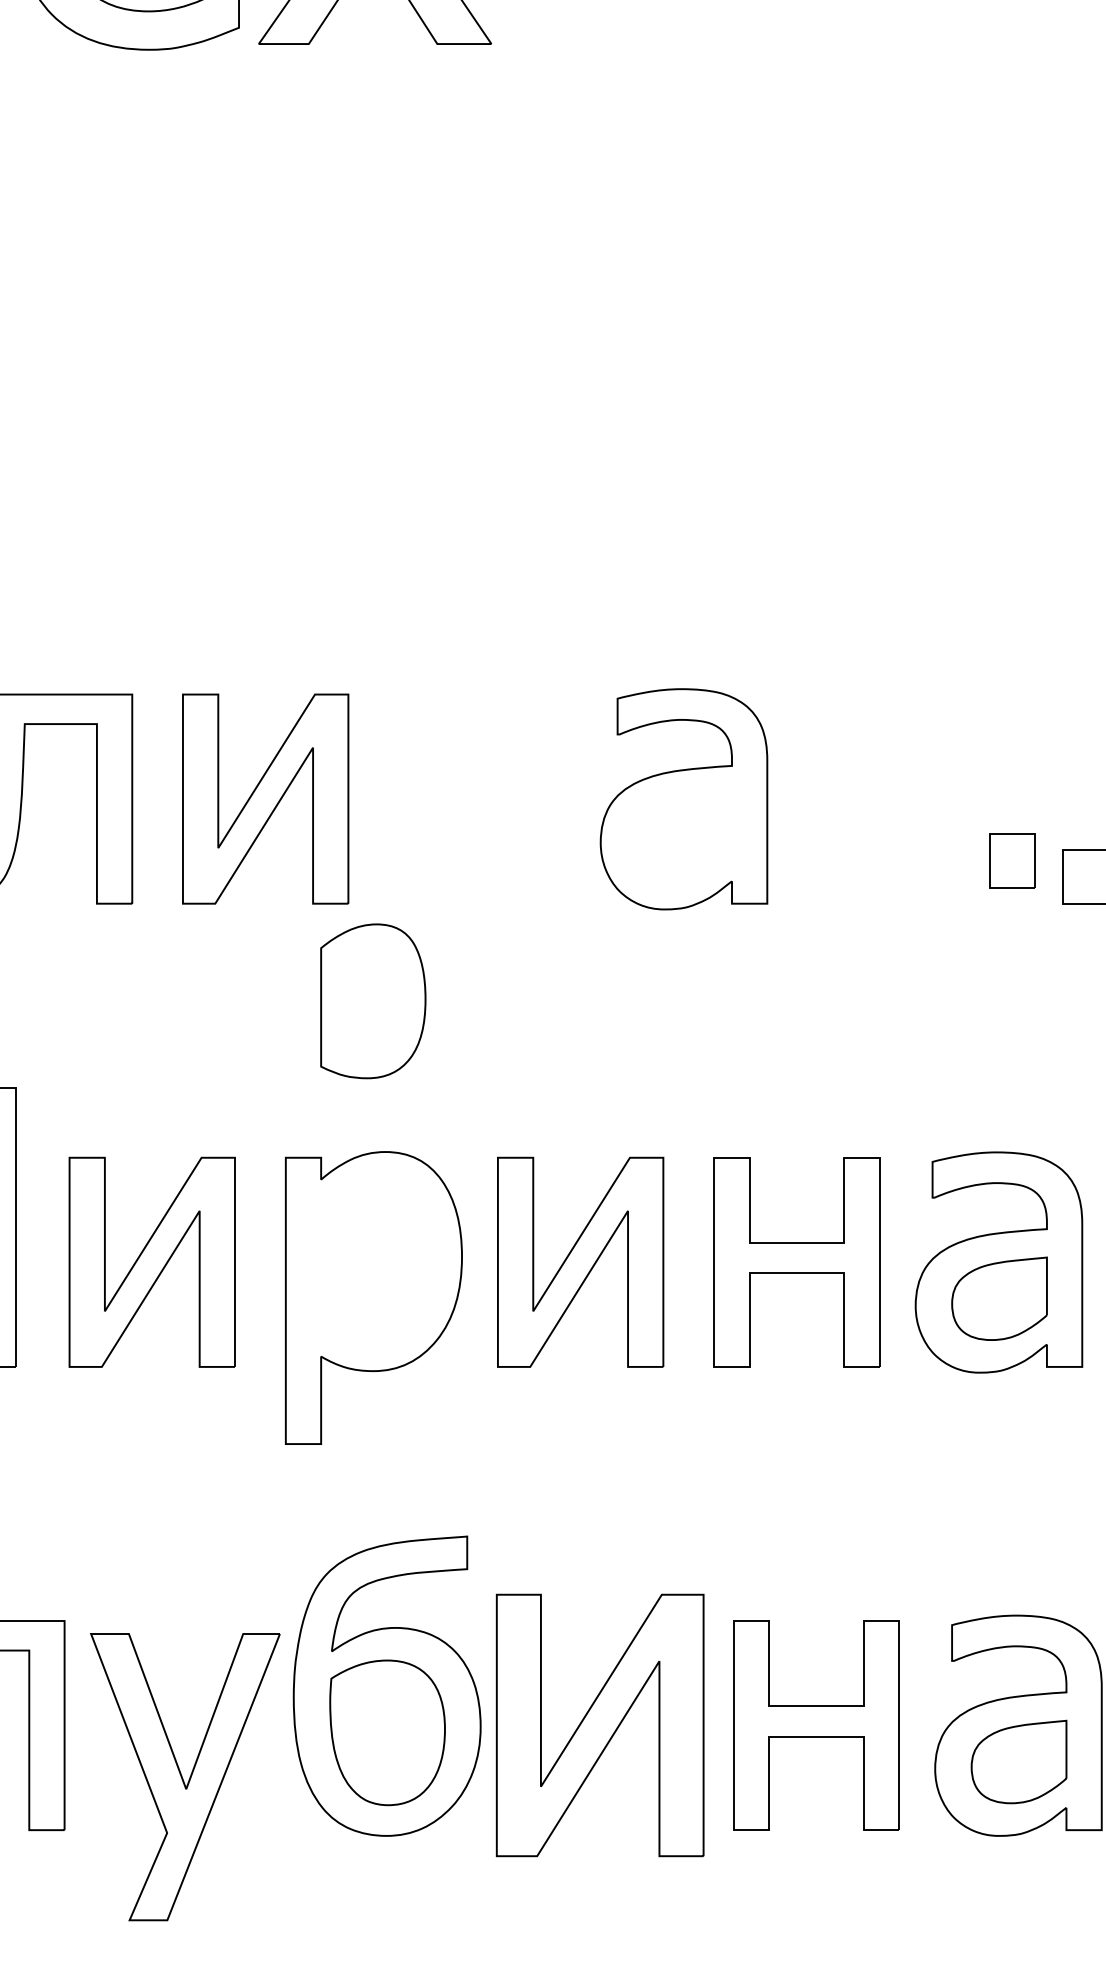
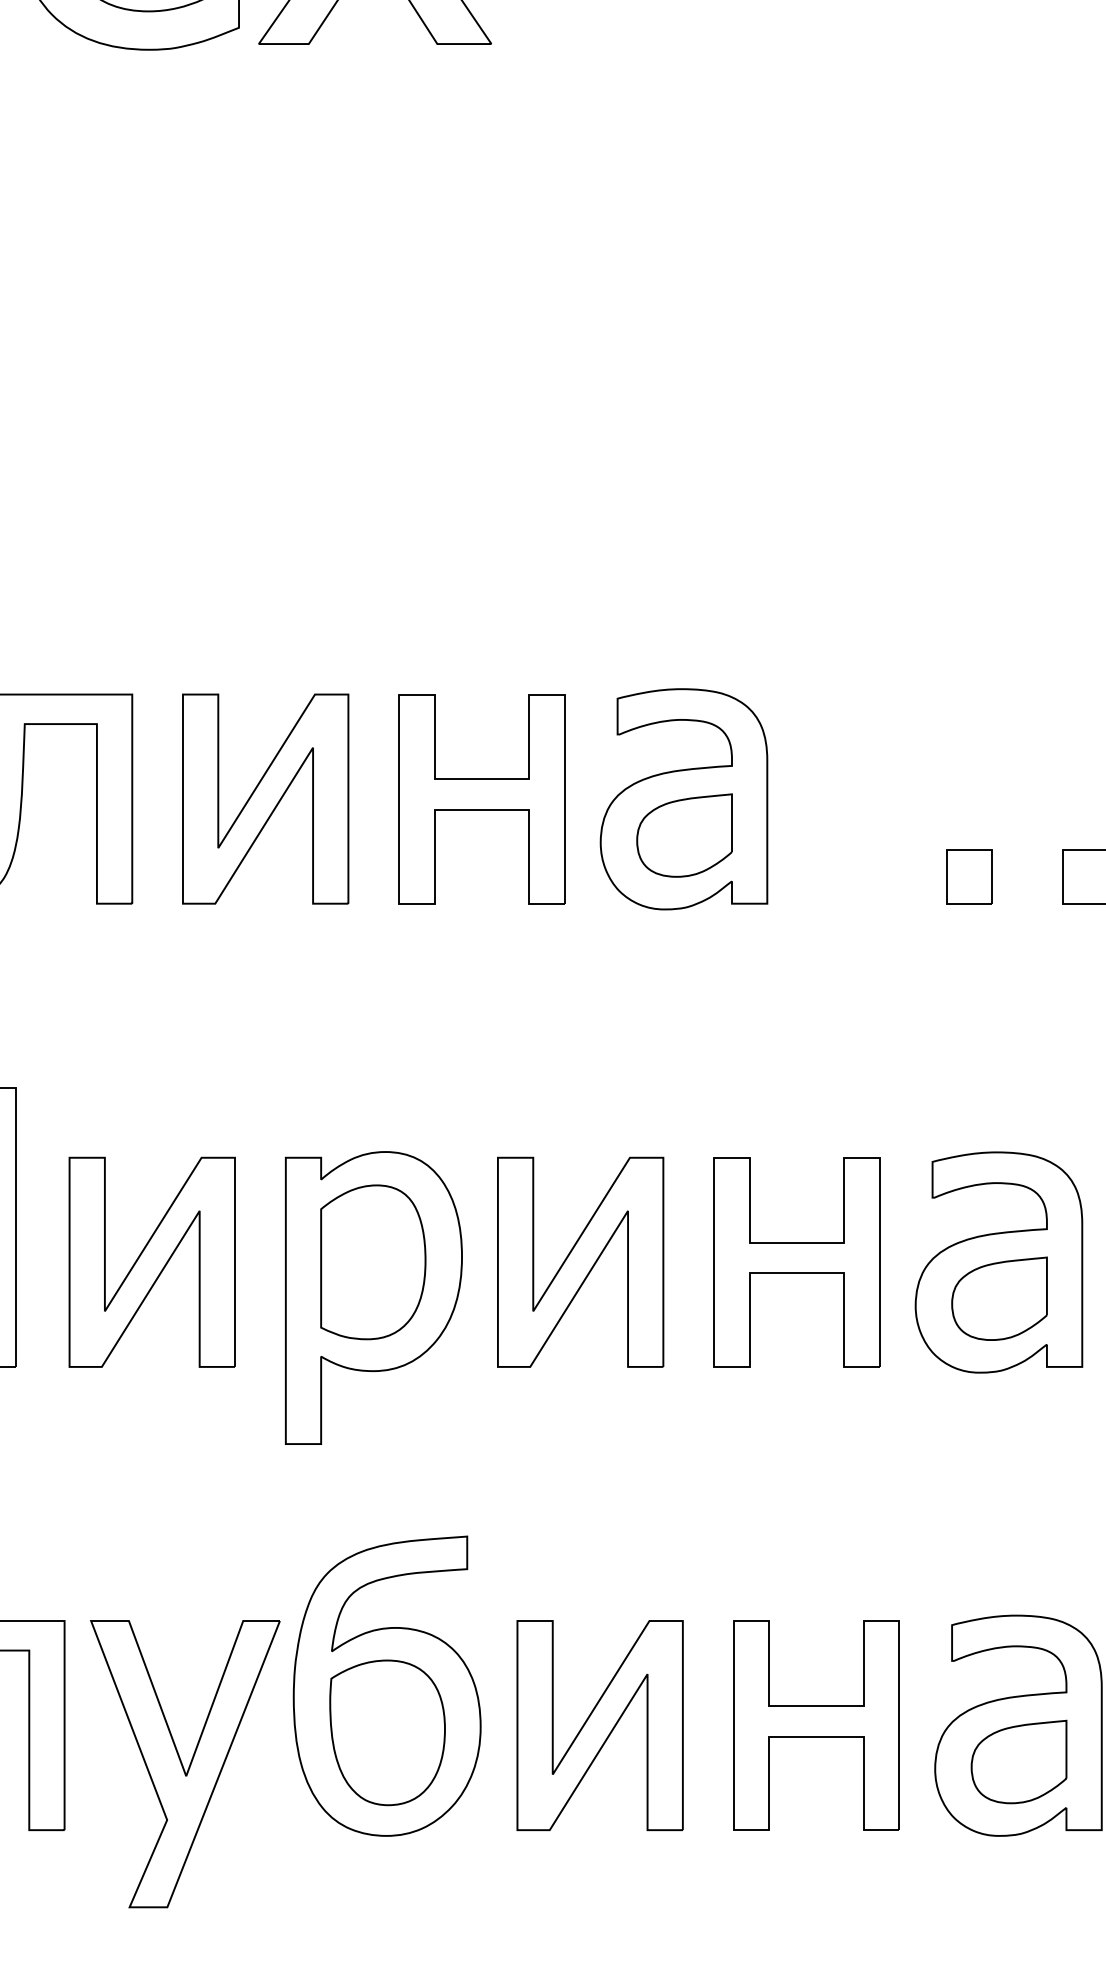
part: none -> present (481, 799)
part: none -> present (684, 835)
part position: (1012, 860) -> (969, 876) (969, 876)
part position: (373, 1001) -> (373, 1262) (373, 1262)
part size: 210x265 px -> 168x212 px (599, 1725)
part position: (185, 1777) -> (185, 1764) (185, 1764)
